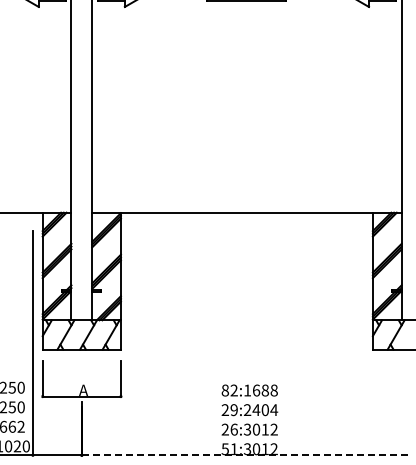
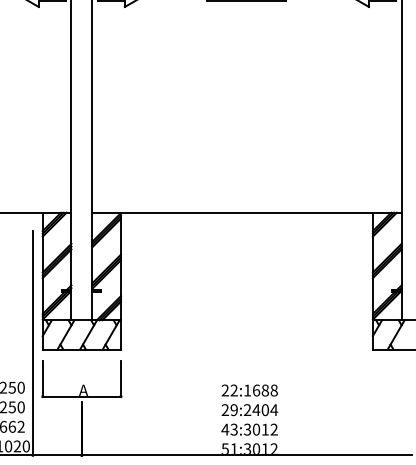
text: 82:1688 -> 22:1688 (224, 390)
text: 26:3012 -> 43:3012 (229, 429)
line: dashed -> solid (247, 455)
